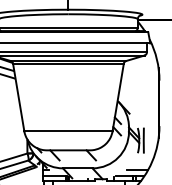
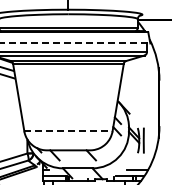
line: solid -> dashed (75, 43)
line: solid -> dashed (68, 131)
